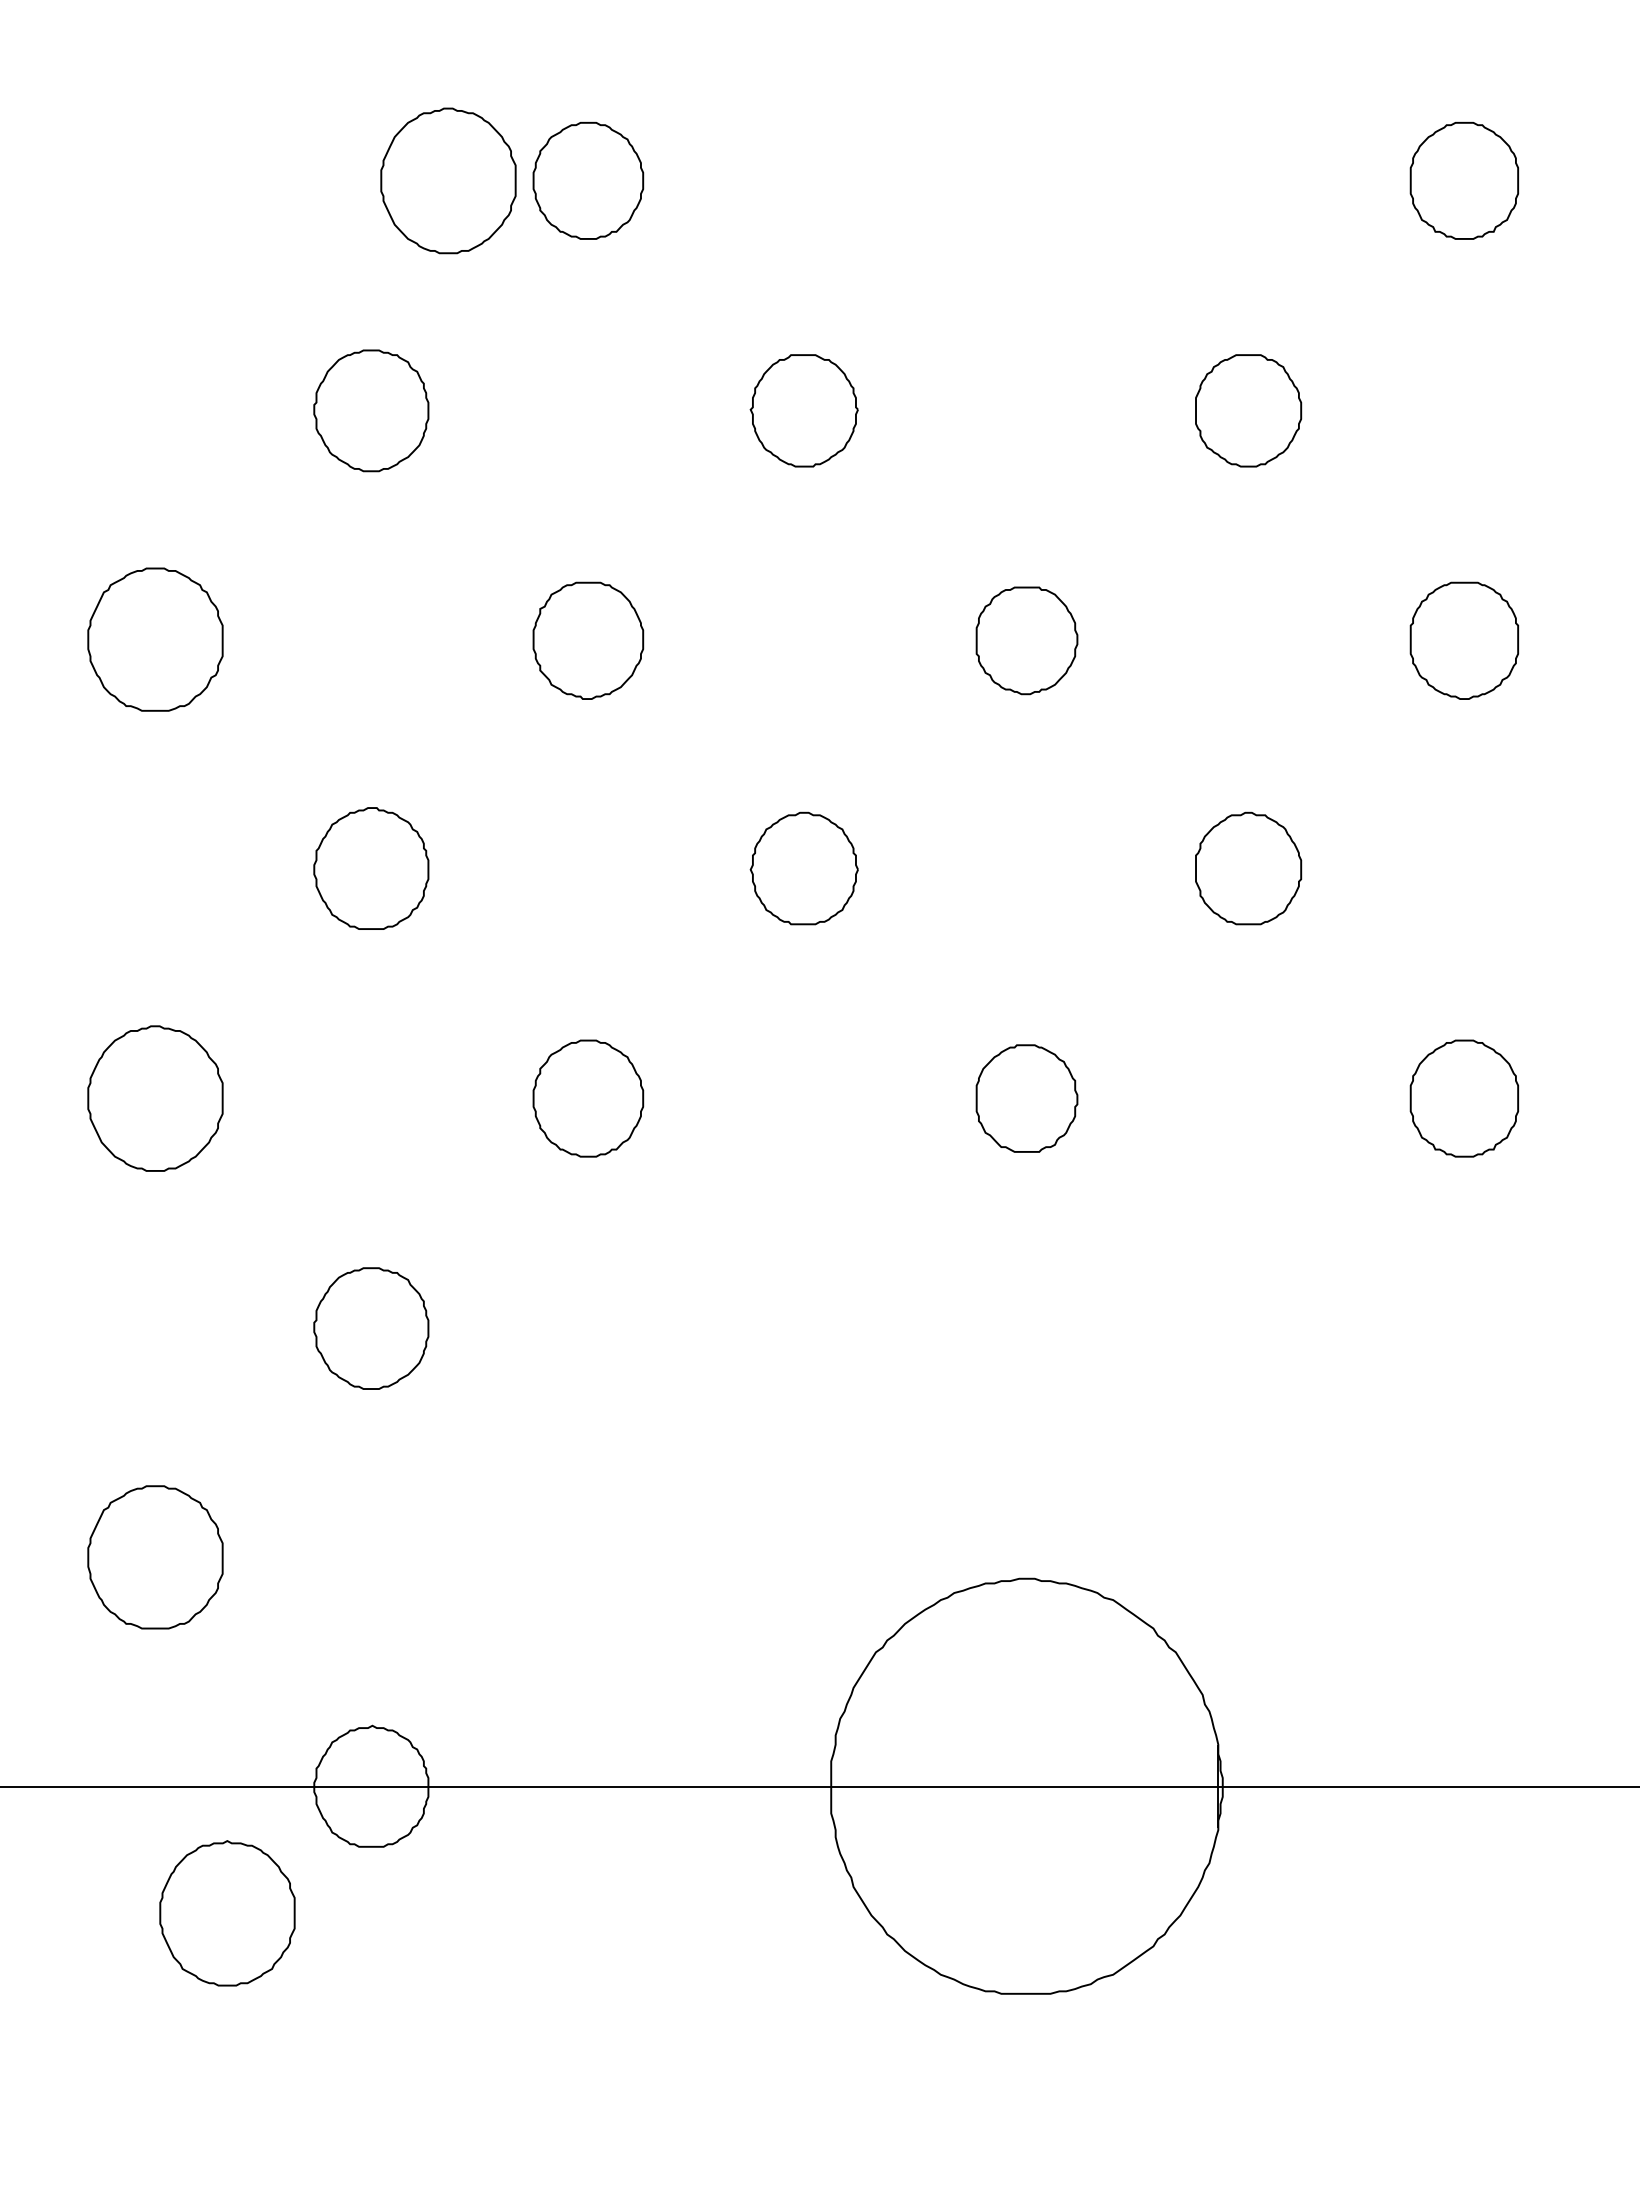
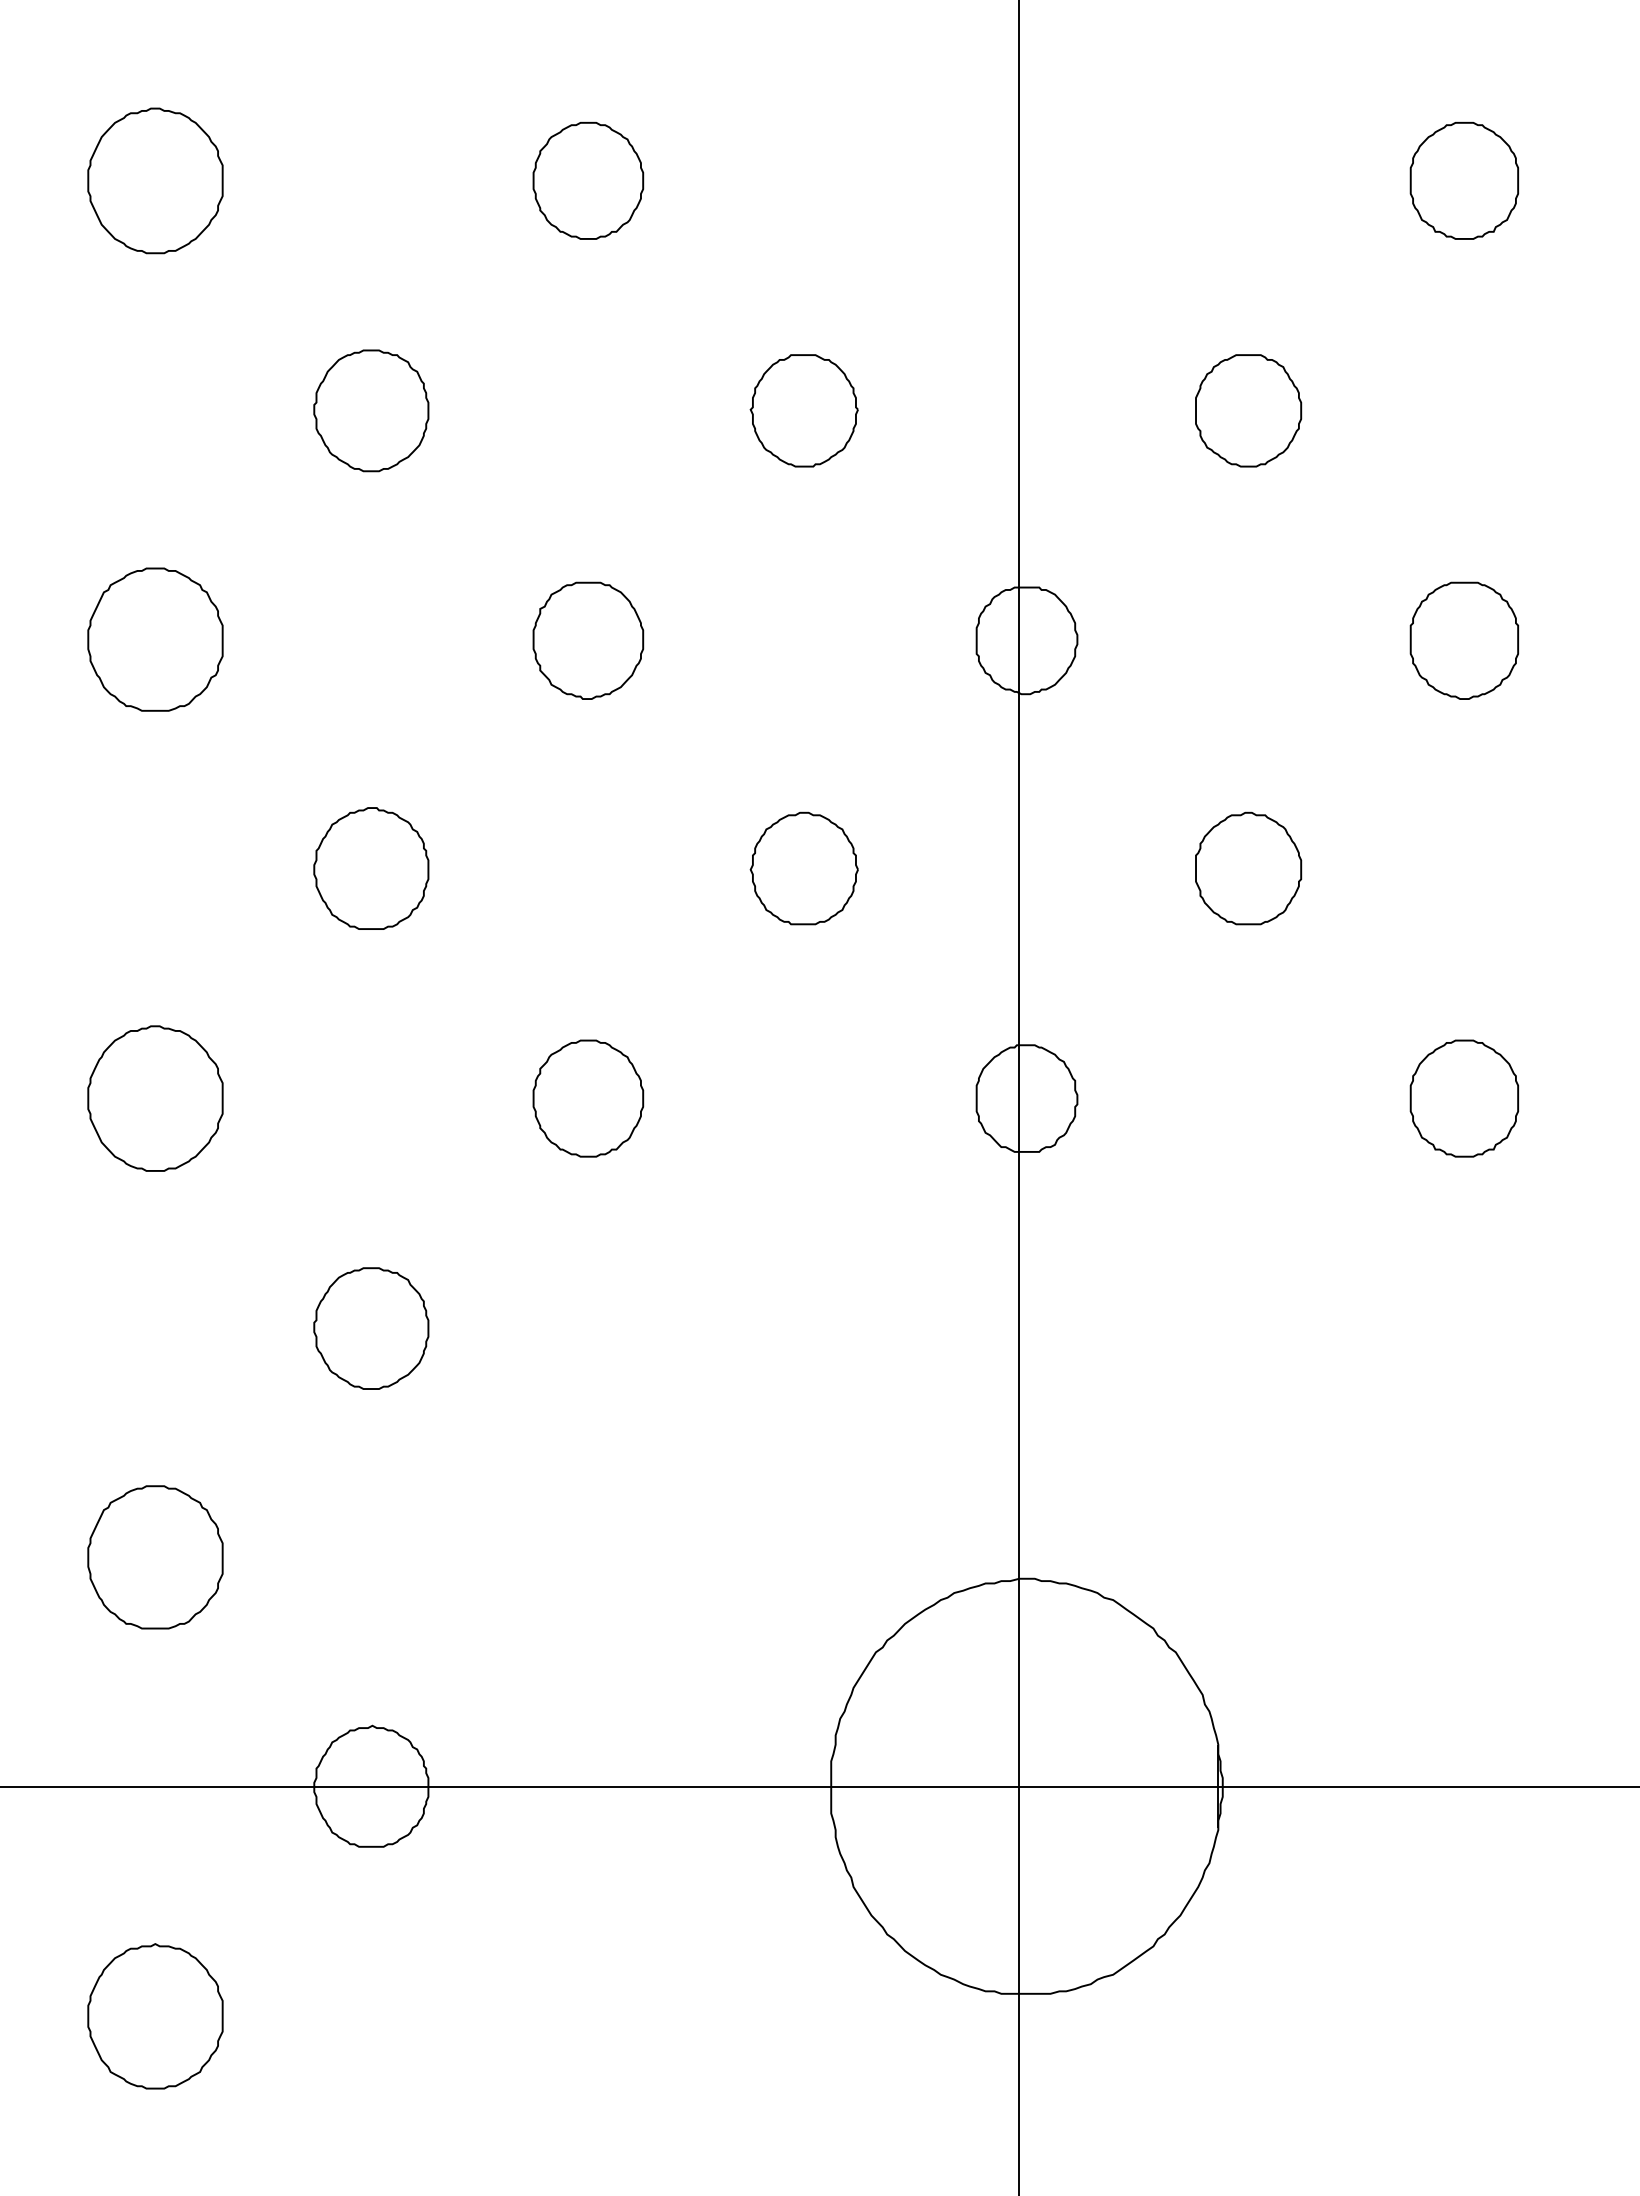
part position: (448, 180) -> (155, 180) (155, 180)
line: none -> present (1019, 1097)
part position: (227, 1913) -> (155, 2016) (155, 2016)
